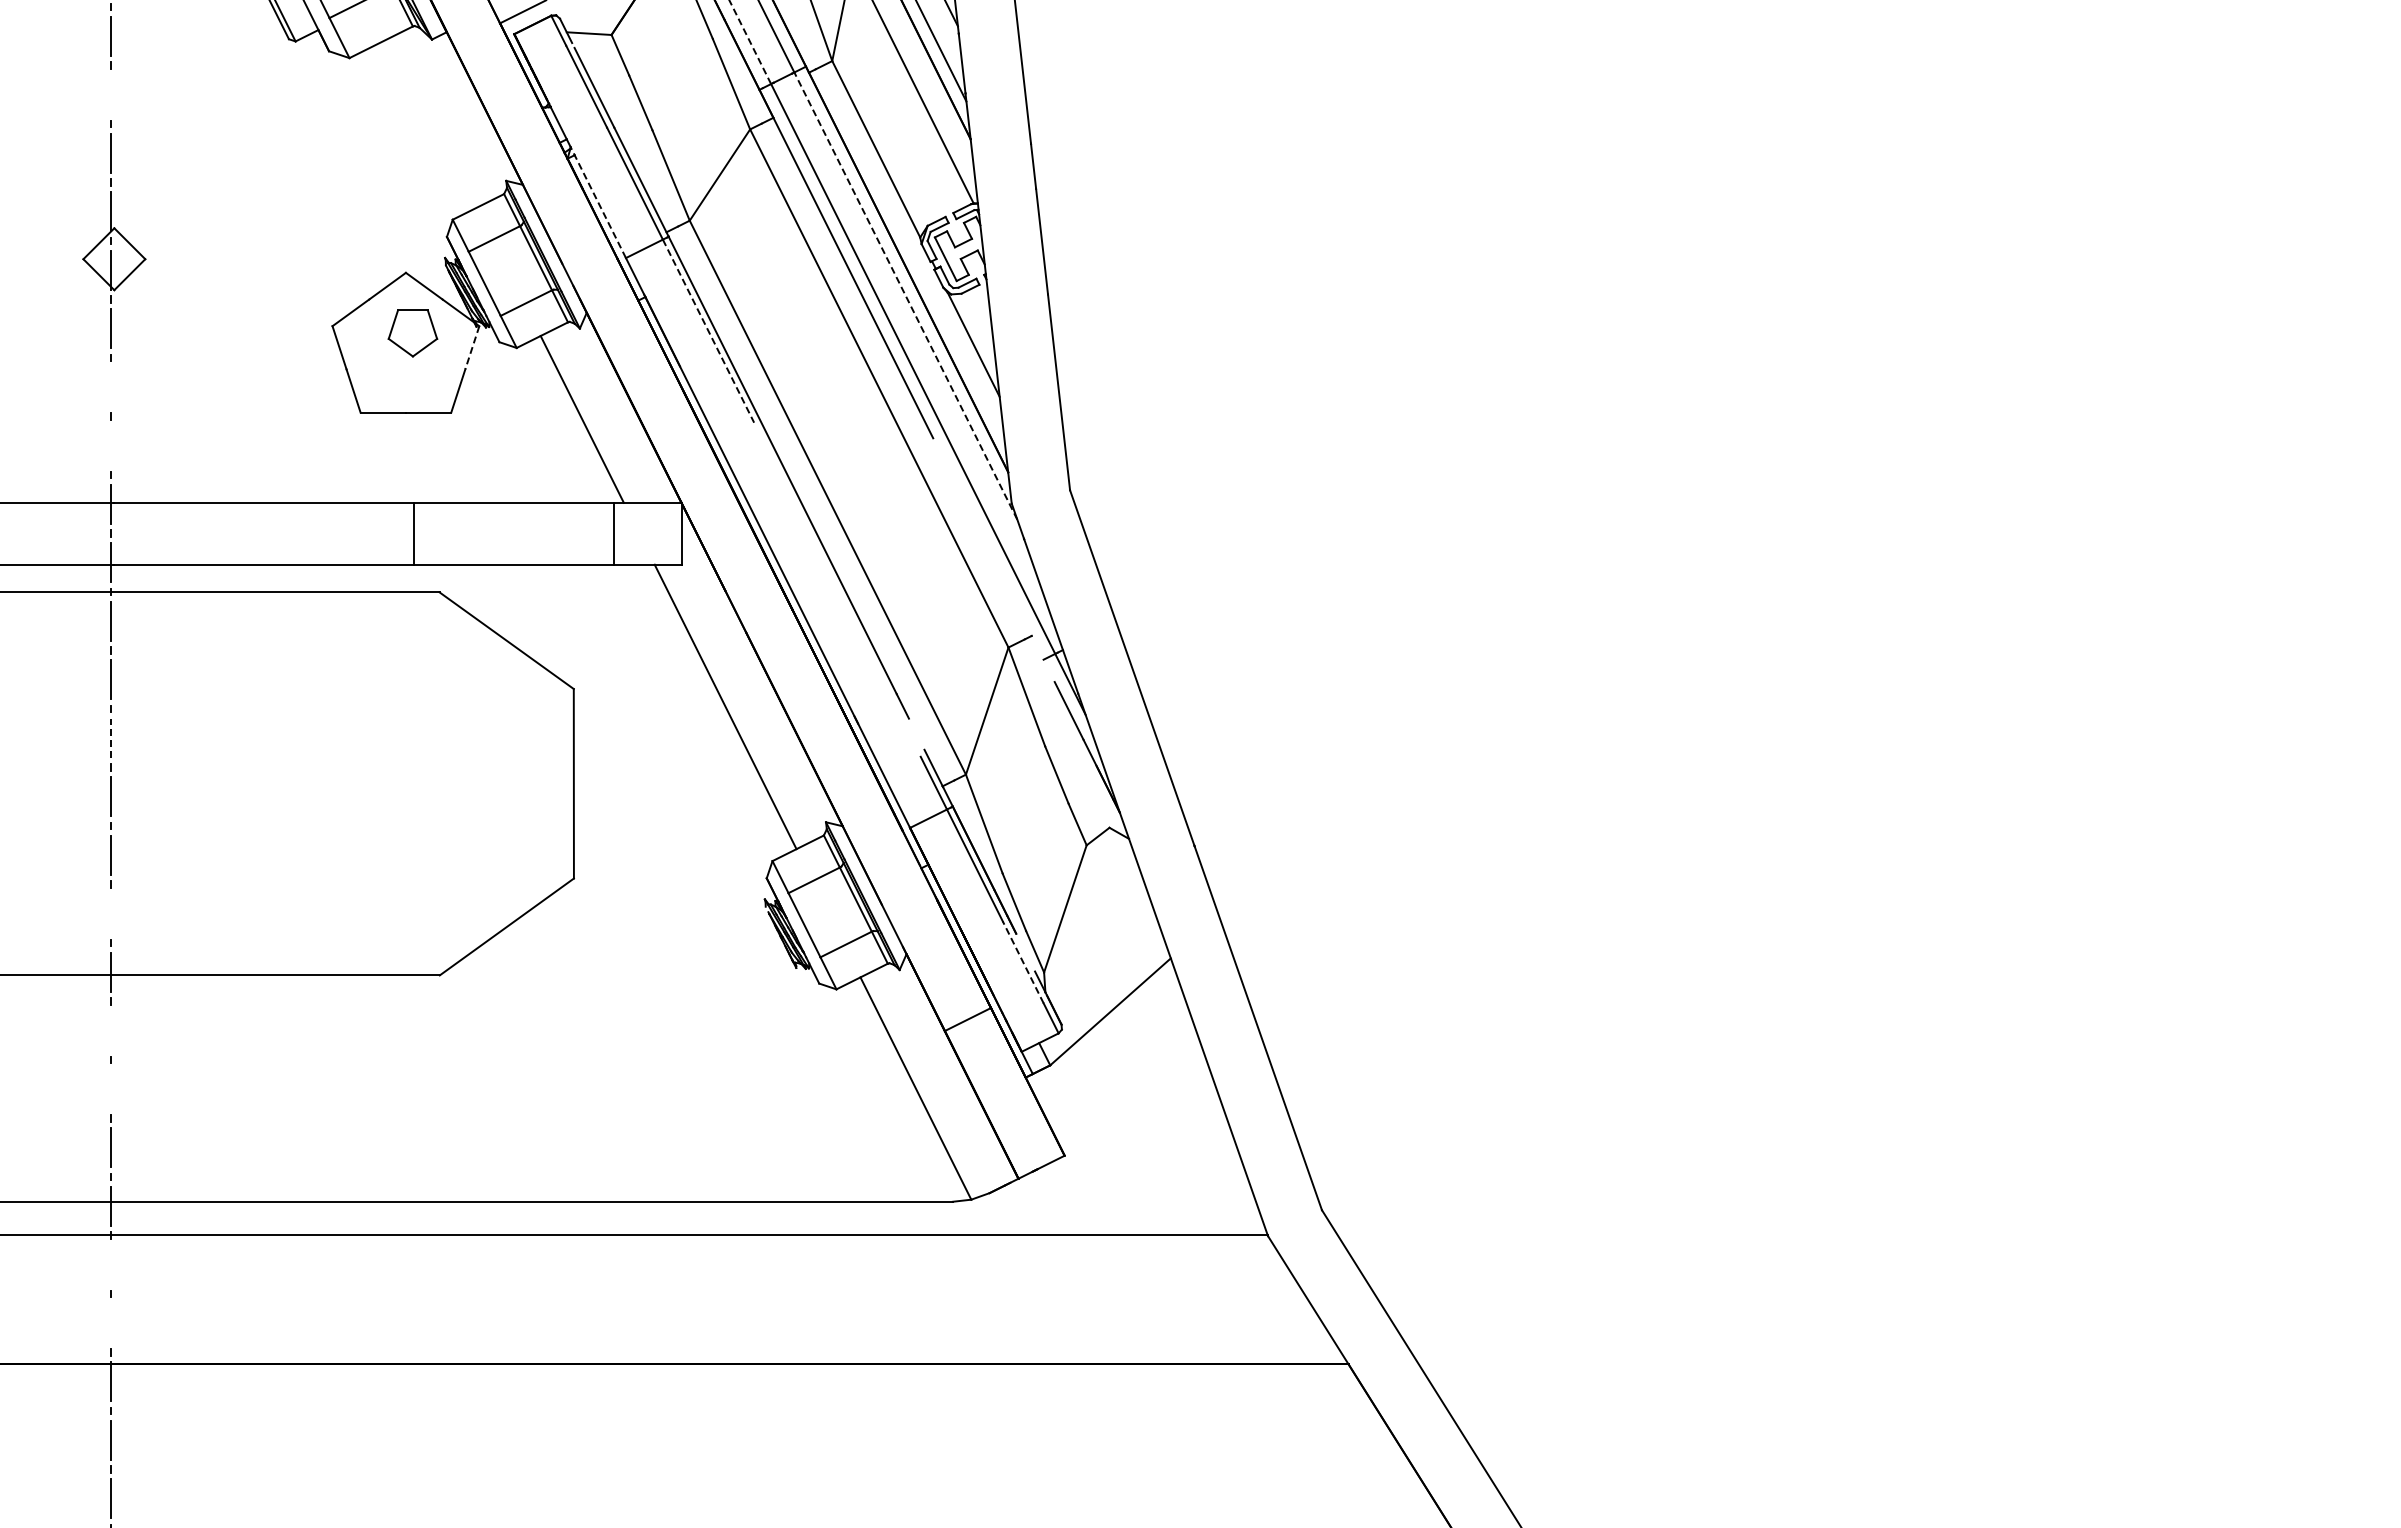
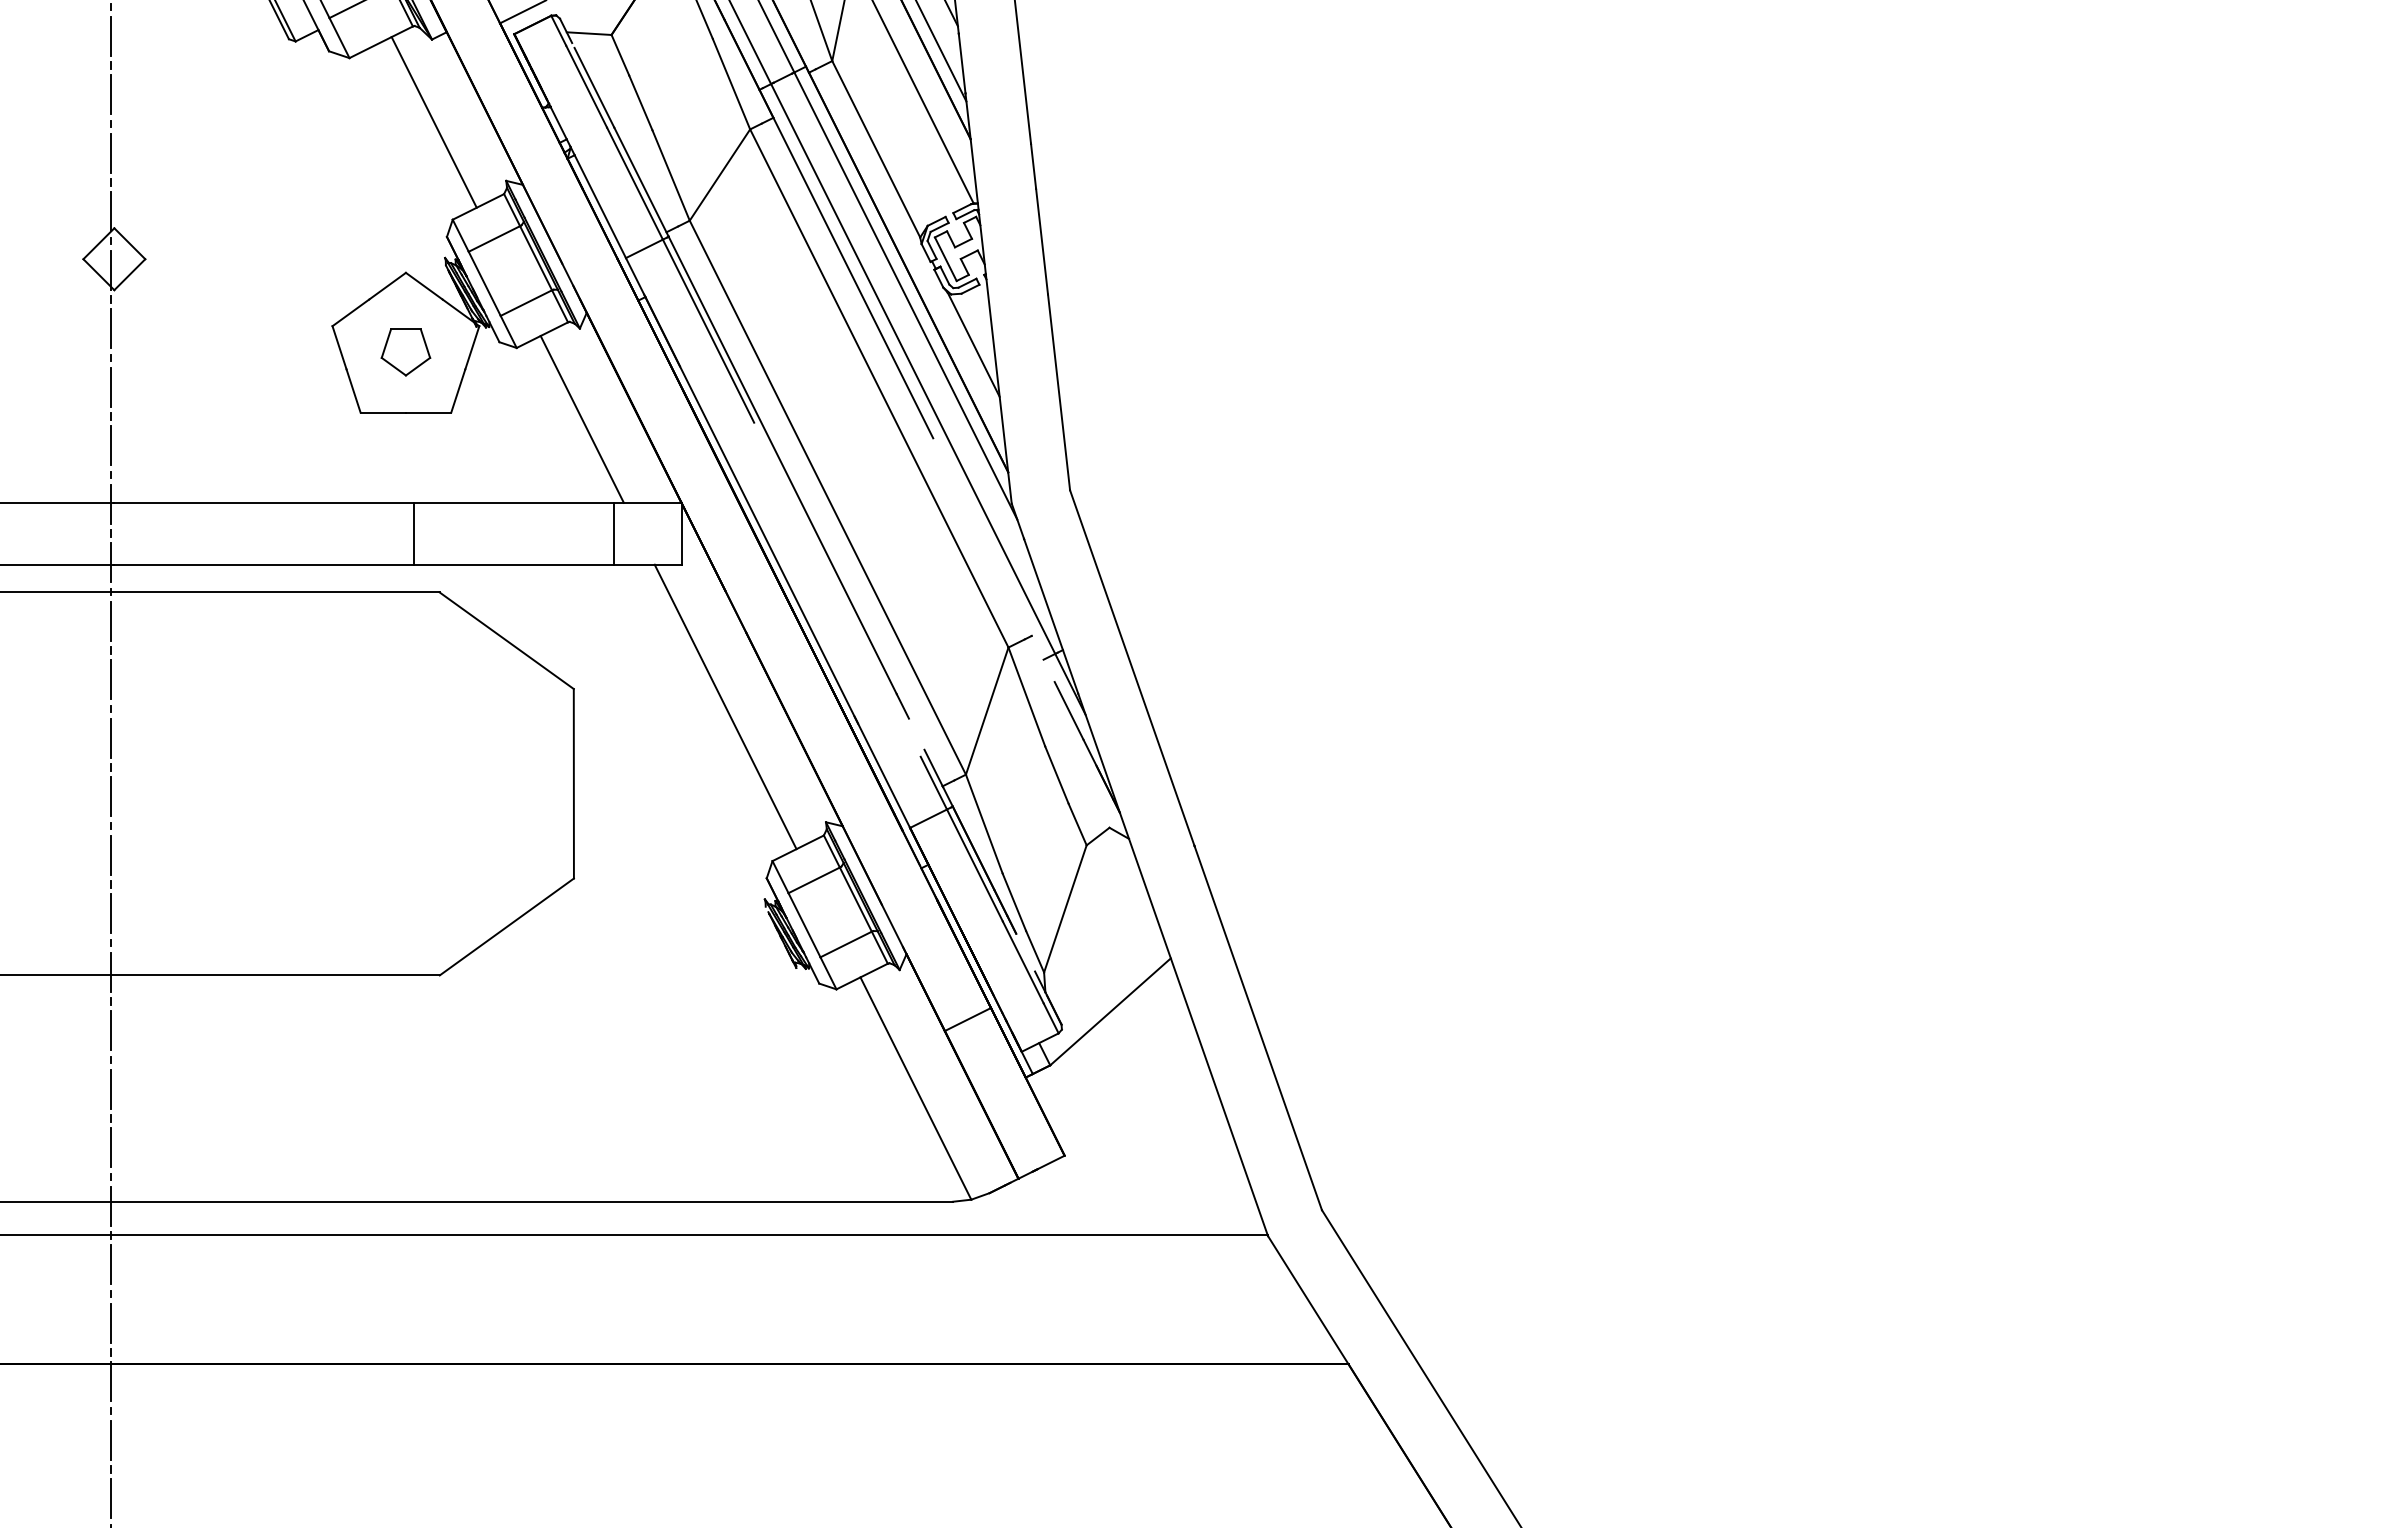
line: dashed -> solid (750, 42)
line: none -> present (111, 94)
line: none -> present (433, 122)
line: dashed -> solid (598, 202)
line: dashed -> solid (905, 296)
line: dashed -> solid (708, 331)
part position: (412, 333) -> (405, 352) (405, 352)
line: dashed -> solid (472, 347)
line: none -> present (111, 386)
line: none -> present (111, 445)
line: dashed -> solid (111, 738)
line: none -> present (111, 913)
line: dashed -> solid (1023, 962)
line: none -> present (111, 1030)
line: none -> present (111, 1088)
line: none -> present (111, 1264)
line: none -> present (111, 1322)
